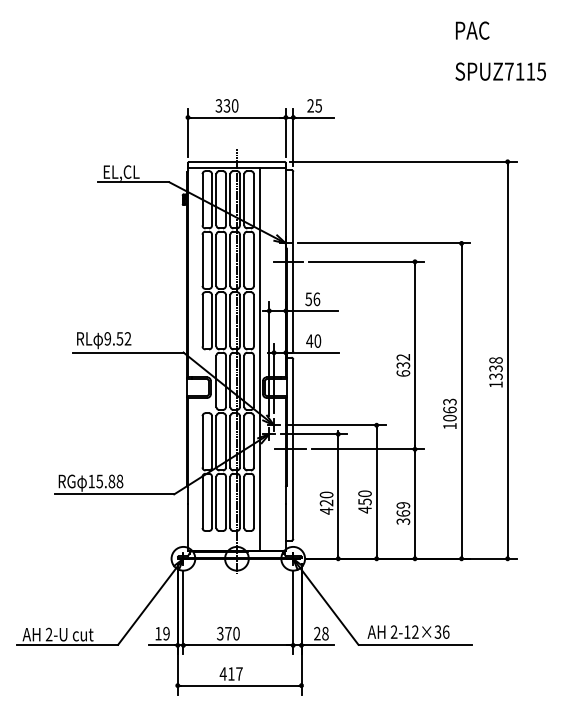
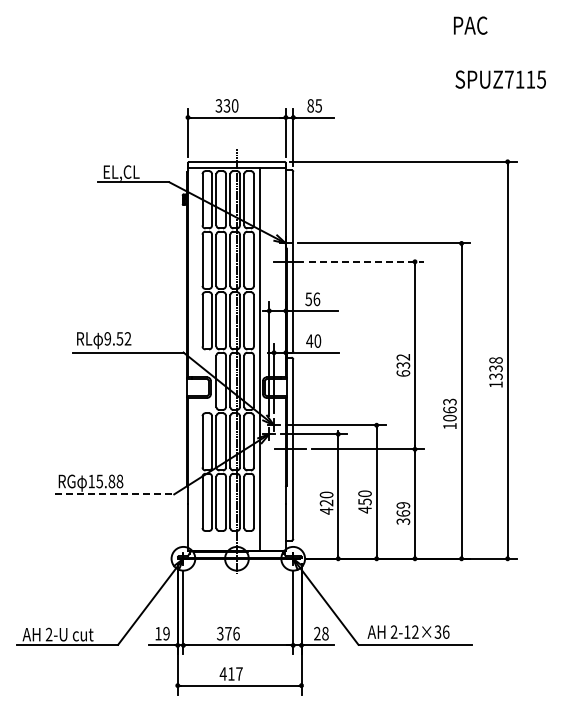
text position: (472, 30) -> (470, 25) (470, 25)
text position: (500, 71) -> (500, 79) (500, 79)
text: 25 -> 85 (310, 105)
line: solid -> dashed (367, 261)
line: solid -> dashed (114, 494)
text: 370 -> 376 (236, 633)
